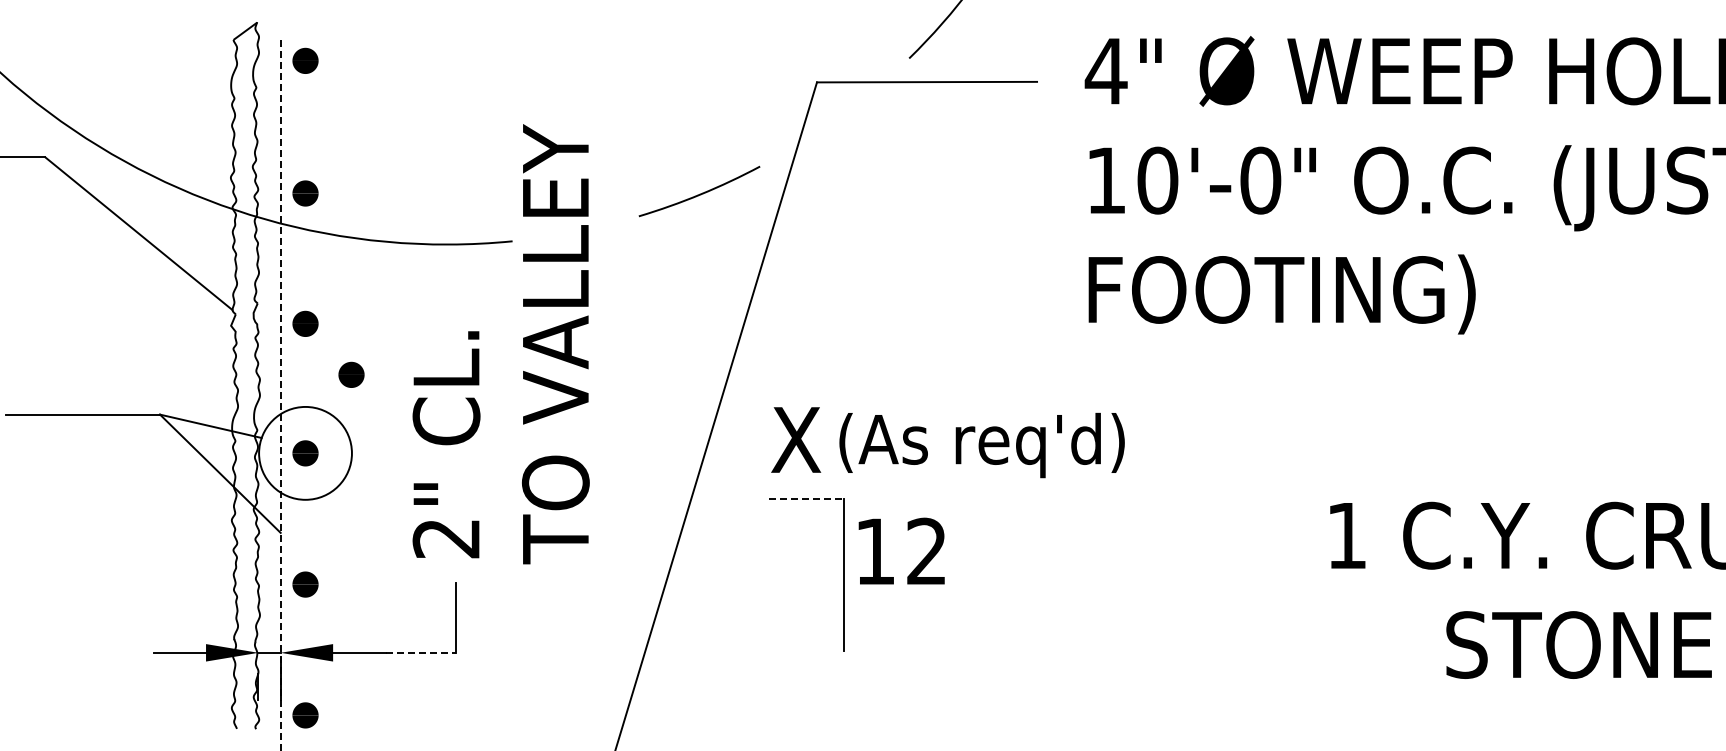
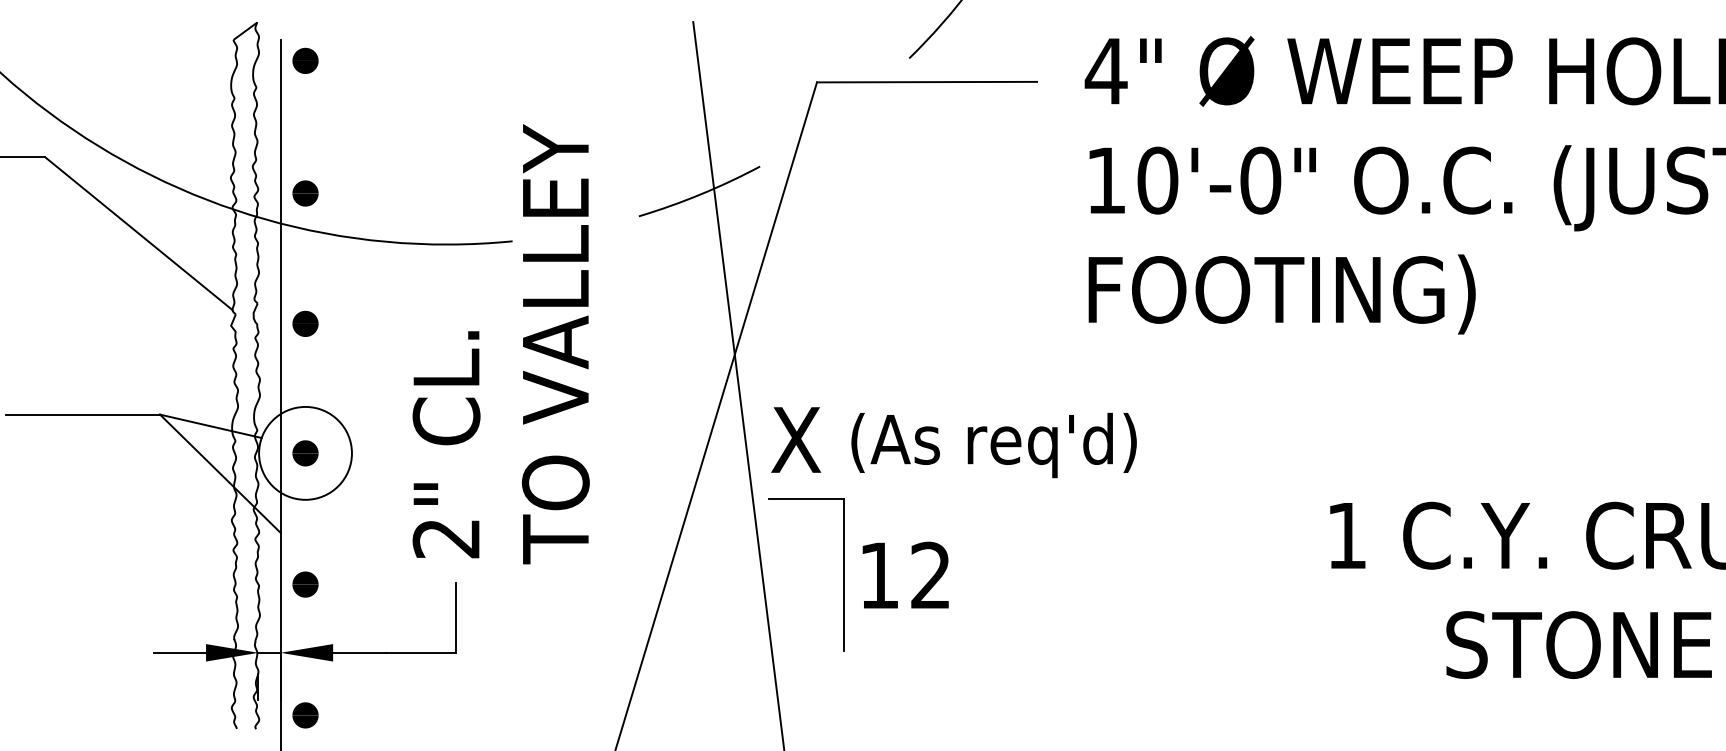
part: present -> none (351, 374)
line: none -> present (738, 384)
line: dashed -> solid (280, 395)
text position: (981, 445) -> (993, 445) (993, 445)
line: dashed -> solid (806, 499)
text position: (901, 550) -> (905, 574) (905, 574)
line: dashed -> solid (421, 652)
